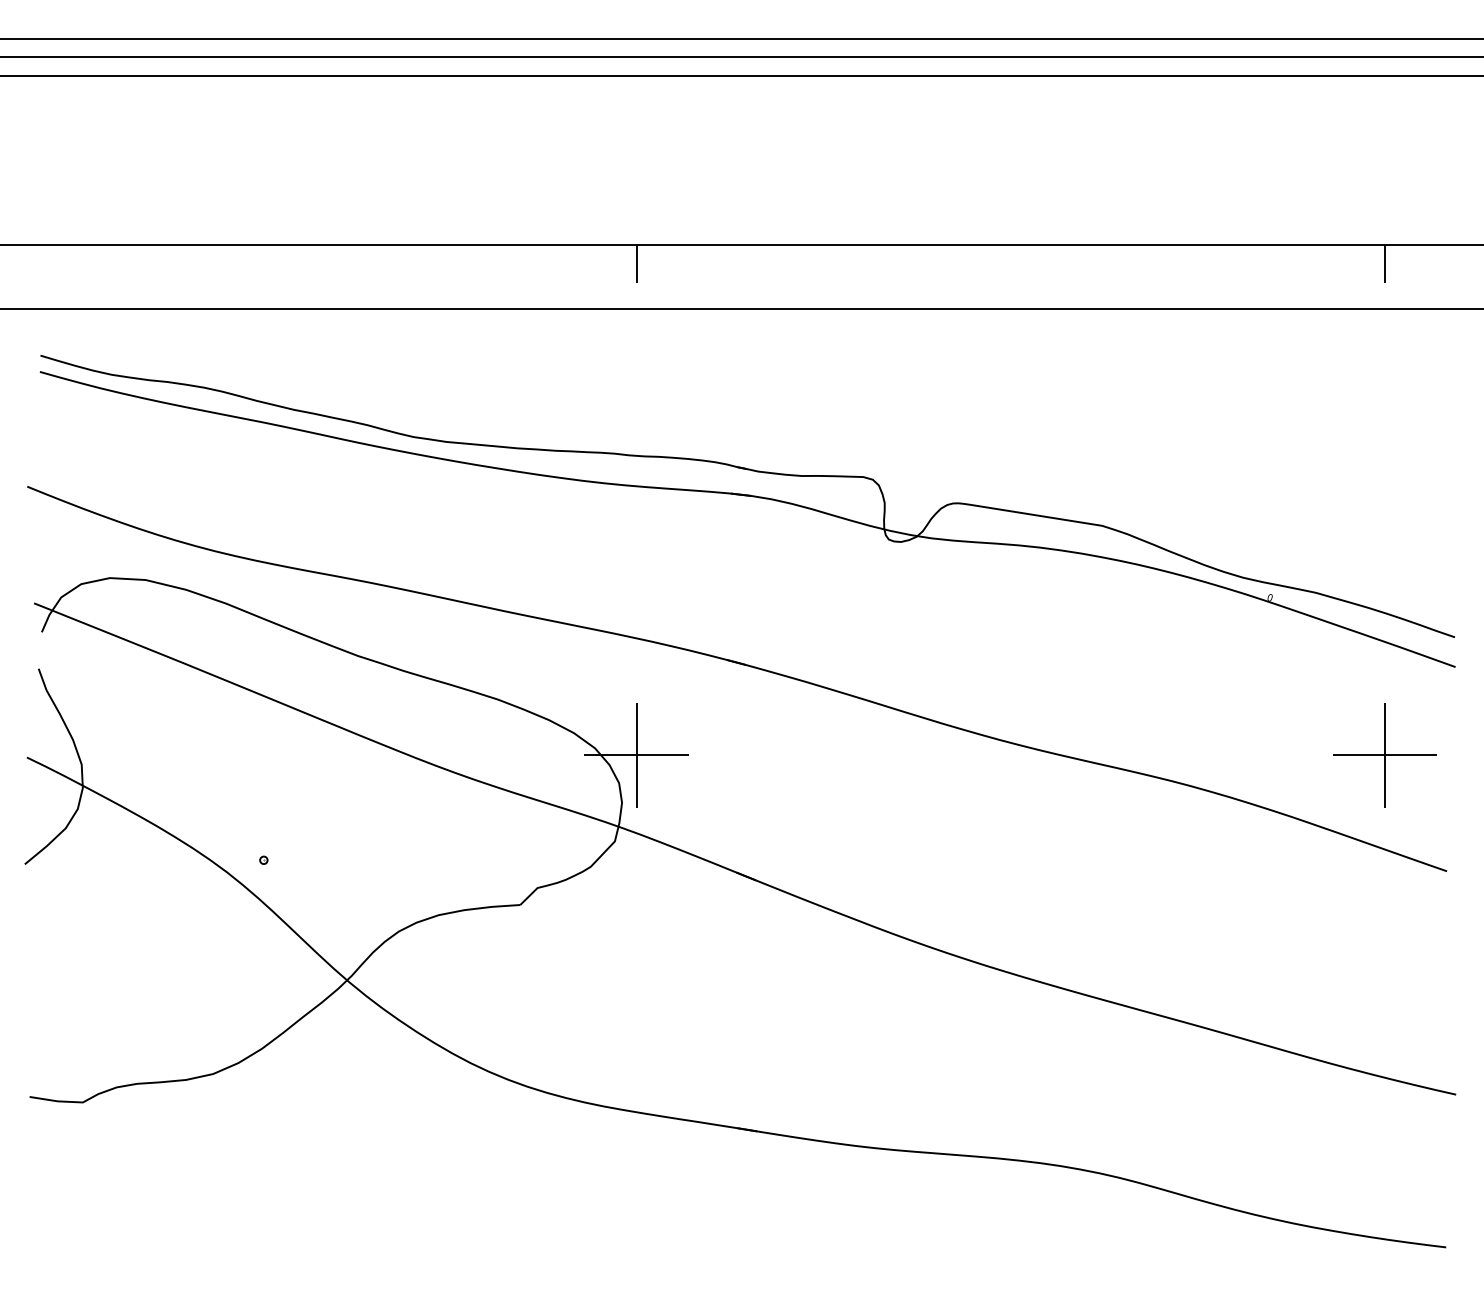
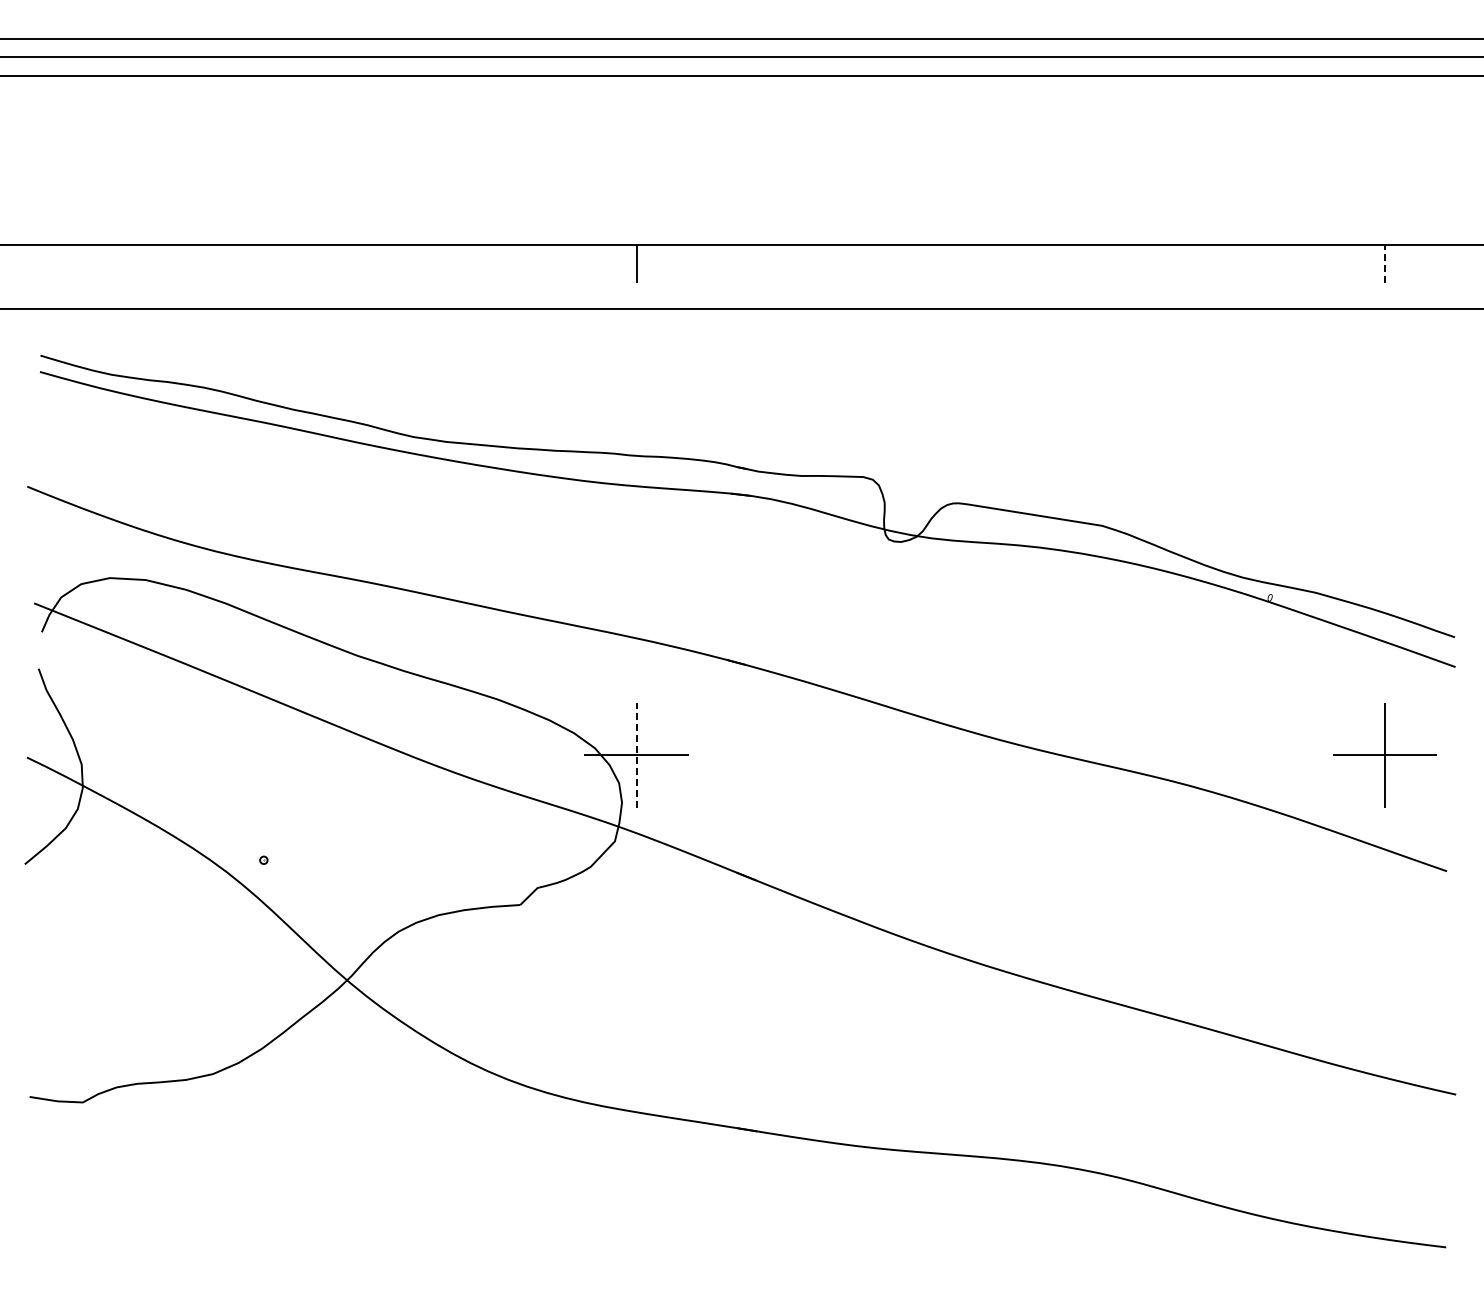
line: solid -> dashed (1384, 263)
line: solid -> dashed (636, 755)
